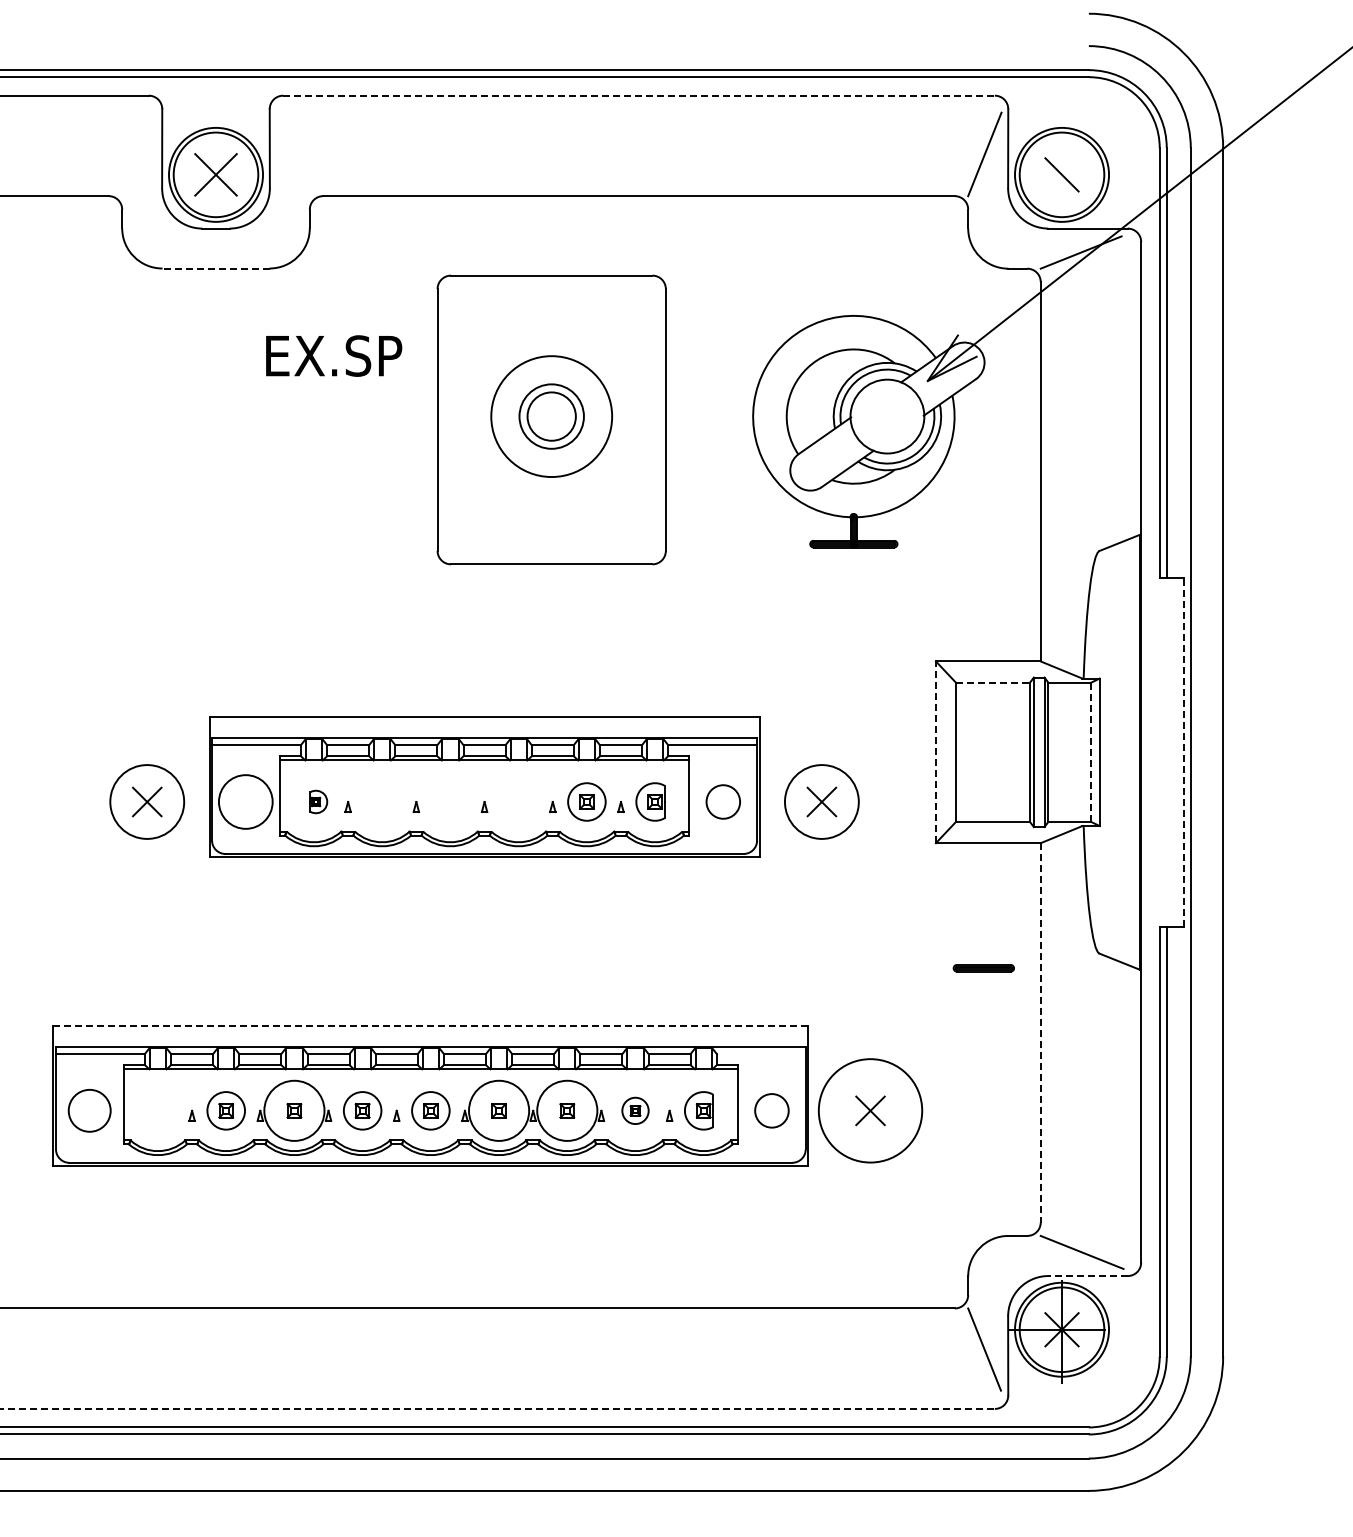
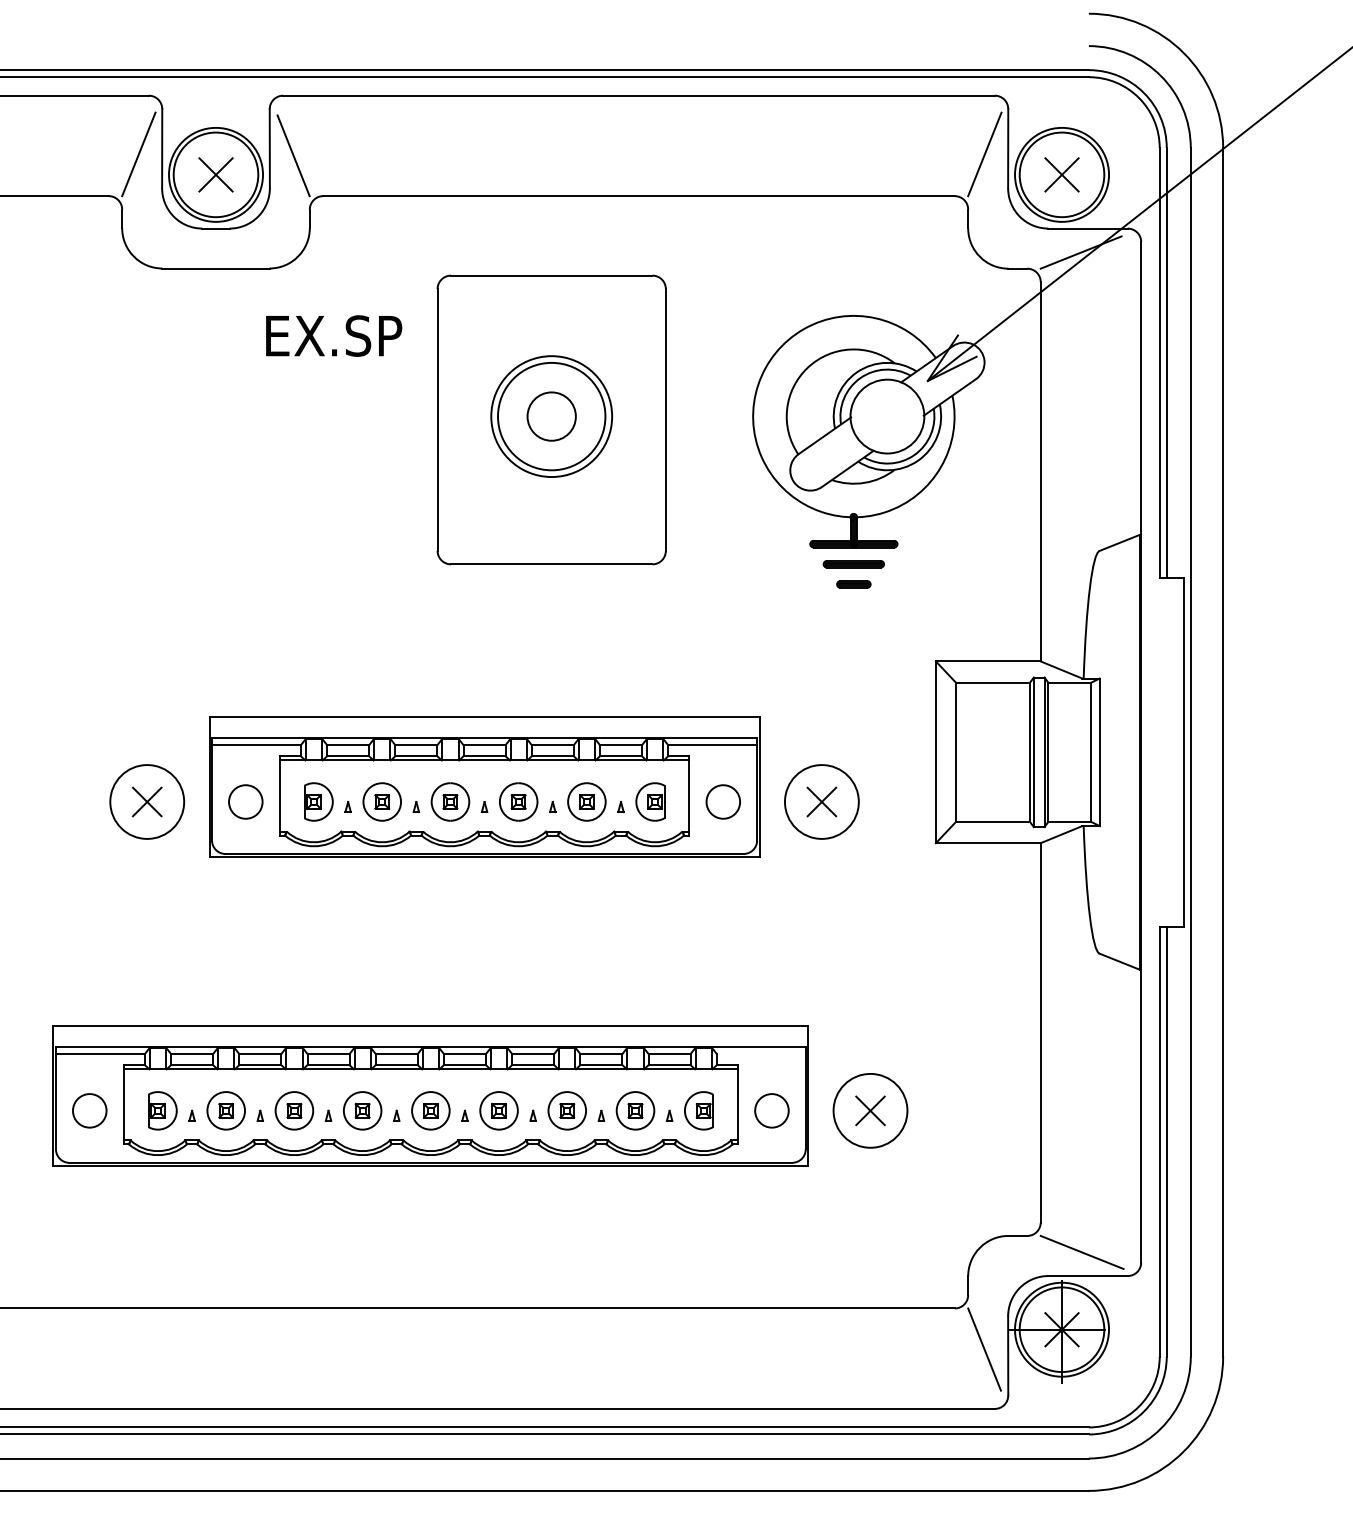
line: dashed -> solid (639, 95)
line: none -> present (138, 154)
line: none -> present (293, 155)
part size: 44x44 px -> 36x36 px (215, 174)
line: none -> present (1061, 174)
line: dashed -> solid (216, 268)
text position: (334, 355) -> (334, 335) (334, 335)
circle diameter: 64 px -> 107 px (551, 416)
part: none -> present (853, 584)
line: dashed -> solid (993, 682)
line: dashed -> solid (935, 752)
line: dashed -> solid (1091, 752)
line: dashed -> solid (1184, 752)
circle diameter: 54 px -> 34 px (245, 801)
part size: 20x26 px -> 30x40 px (318, 801)
part: none -> present (381, 801)
part: none -> present (450, 801)
part: none -> present (518, 801)
part position: (983, 968) -> (853, 564) (853, 564)
line: dashed -> solid (431, 1026)
line: dashed -> solid (1040, 1032)
circle size: 45x44 px -> 36x36 px (89, 1110)
part: none -> present (162, 1110)
circle diameter: 60 px -> 38 px (294, 1110)
circle diameter: 60 px -> 38 px (498, 1110)
circle diameter: 60 px -> 38 px (567, 1110)
part size: 29x29 px -> 41x40 px (635, 1110)
circle diameter: 103 px -> 74 px (870, 1110)
line: dashed -> solid (1088, 1276)
line: dashed -> solid (498, 1408)
